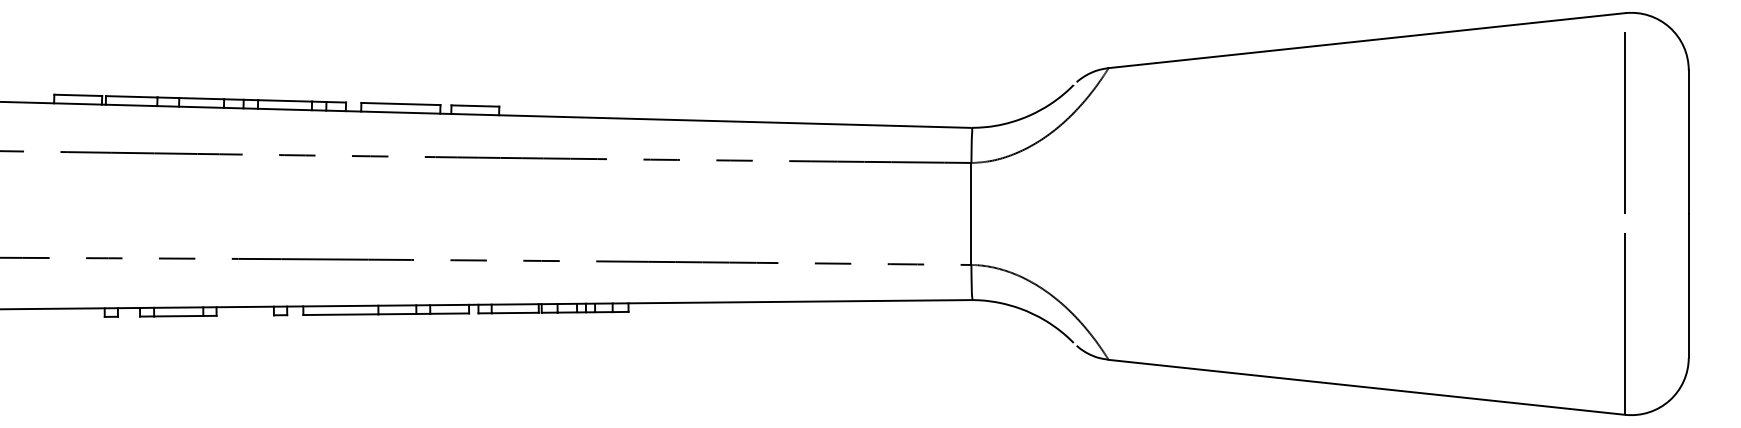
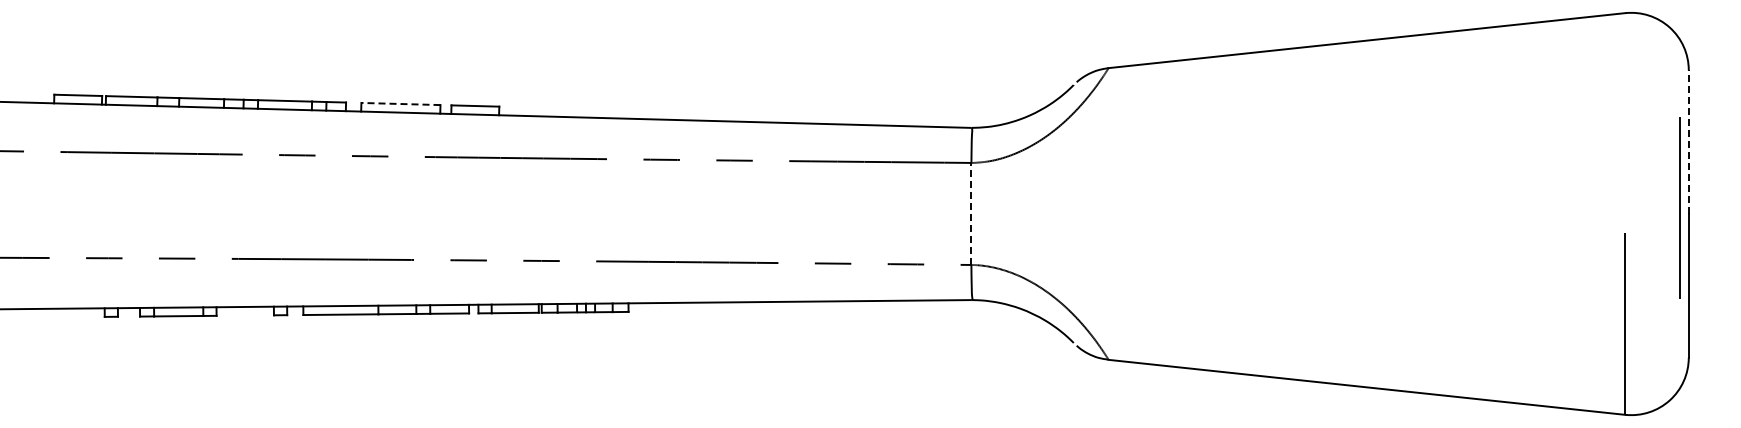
line: solid -> dashed (400, 104)
line position: (1624, 122) -> (1679, 207) (1679, 207)
line: solid -> dashed (1688, 142)
line: solid -> dashed (971, 214)
